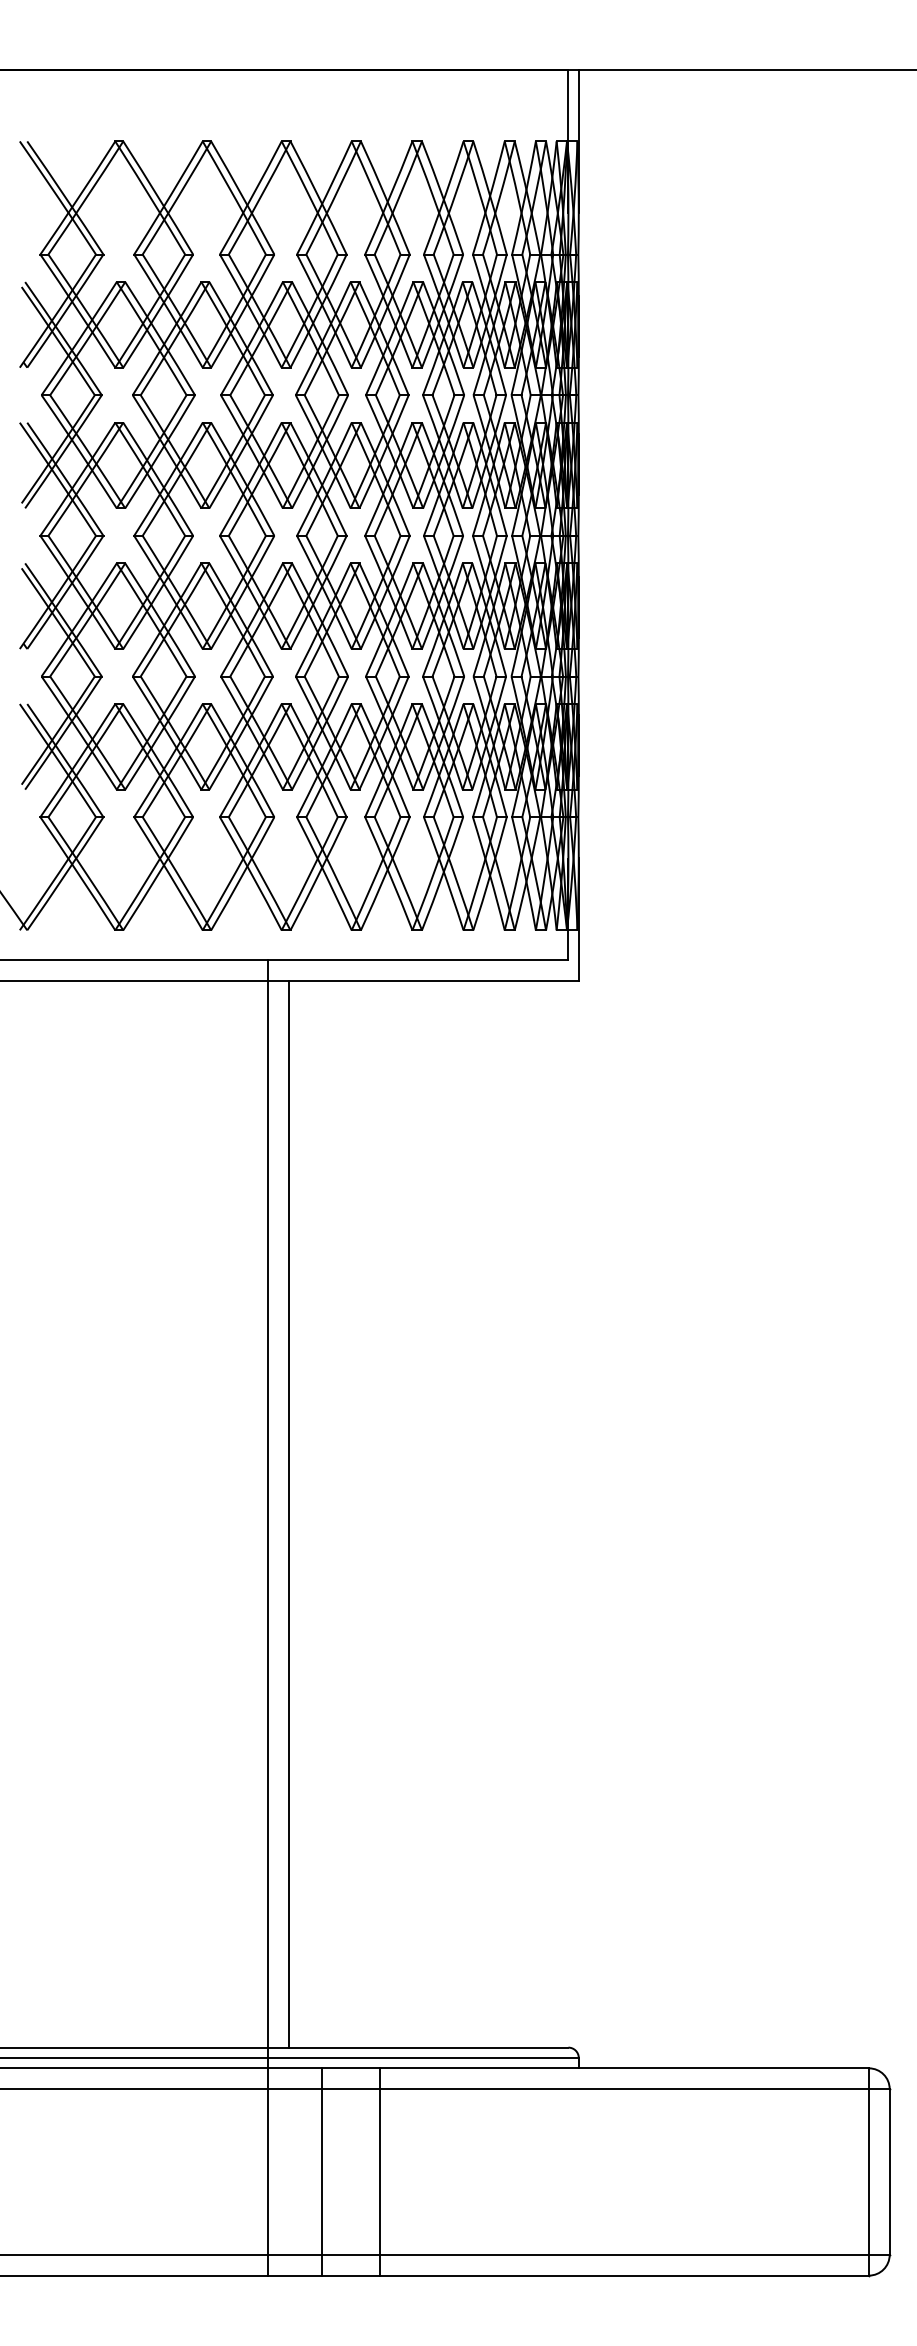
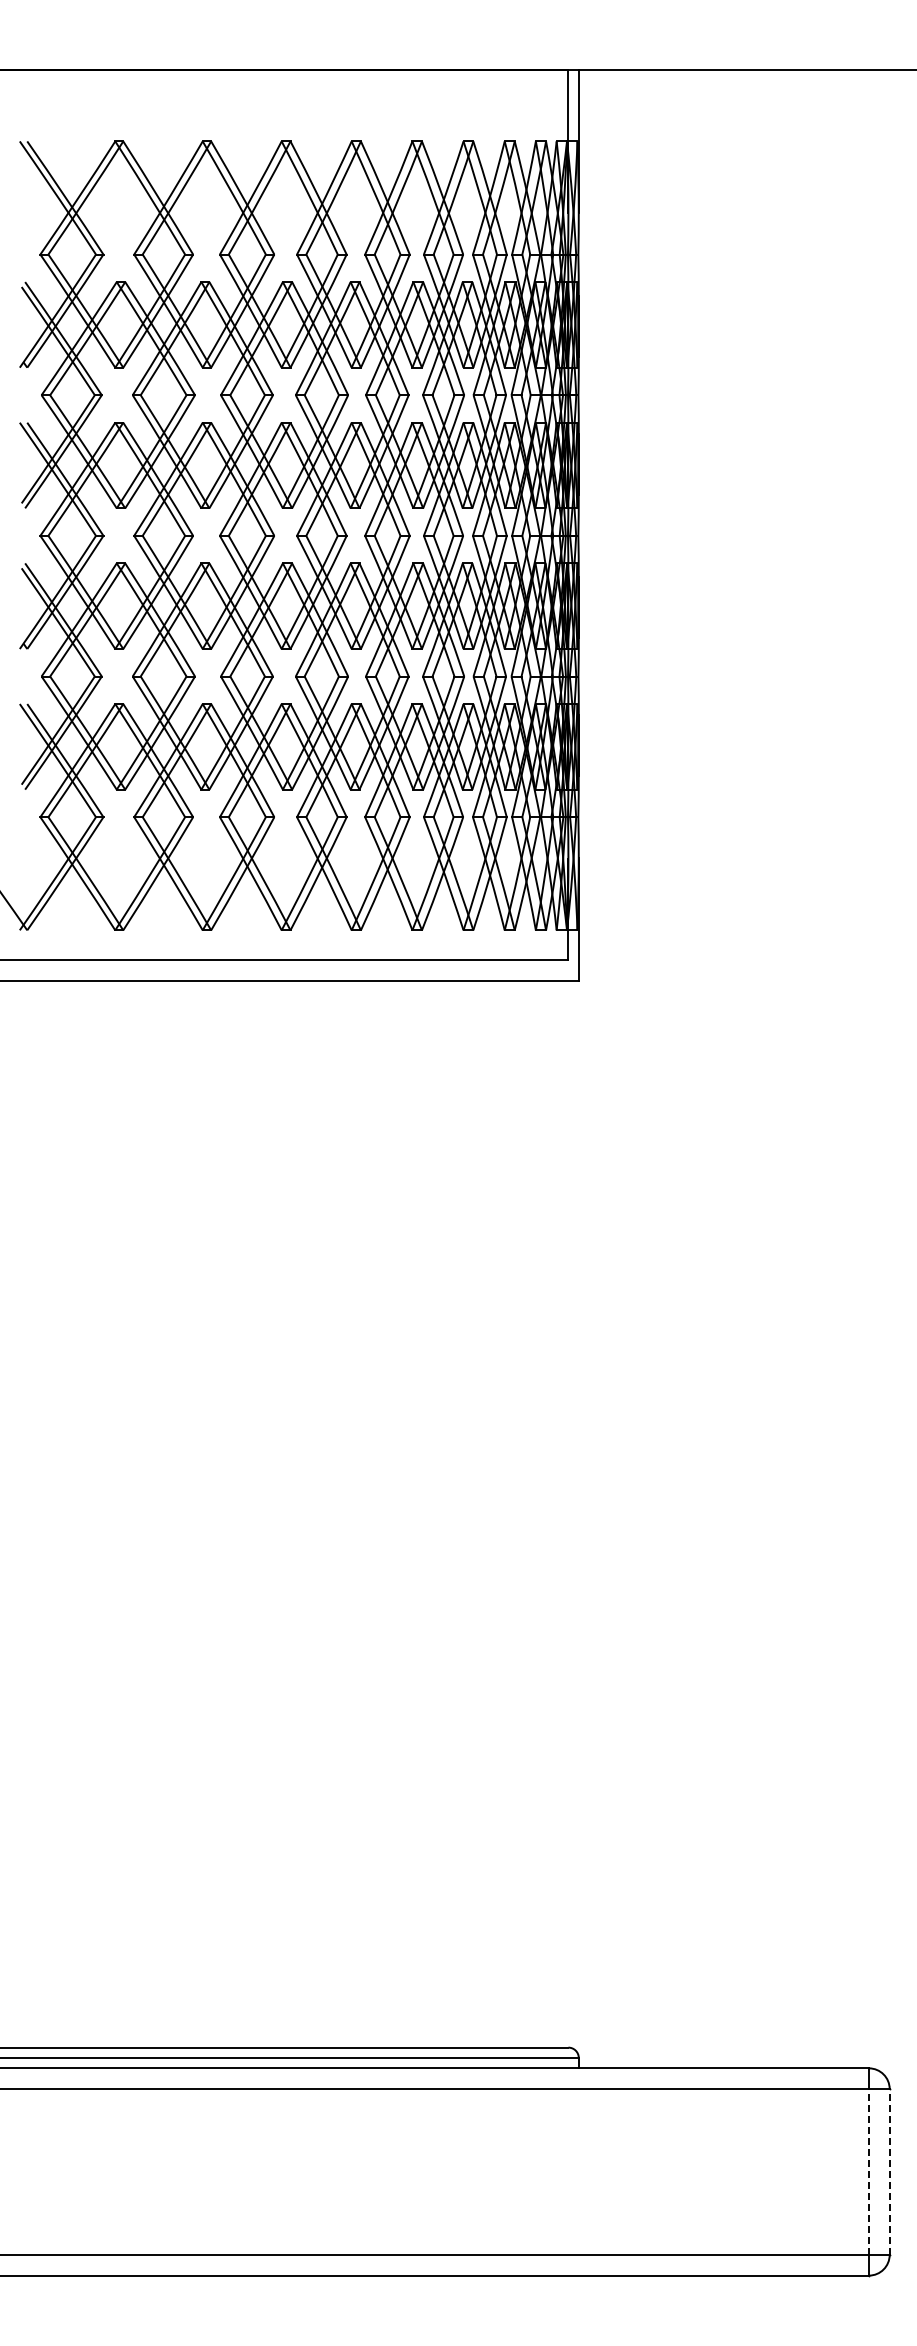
line: present -> none (288, 1513)
line: present -> none (267, 1617)
line: present -> none (321, 2171)
line: present -> none (379, 2171)
line: solid -> dashed (868, 2171)
line: solid -> dashed (889, 2171)
